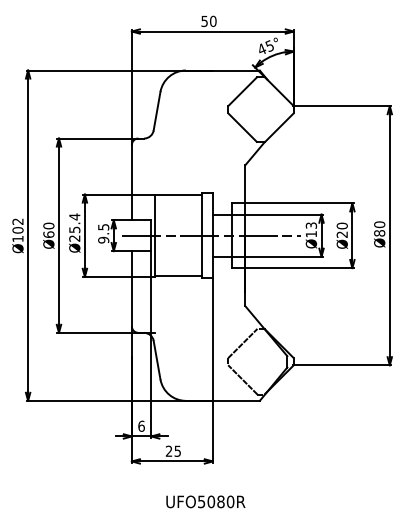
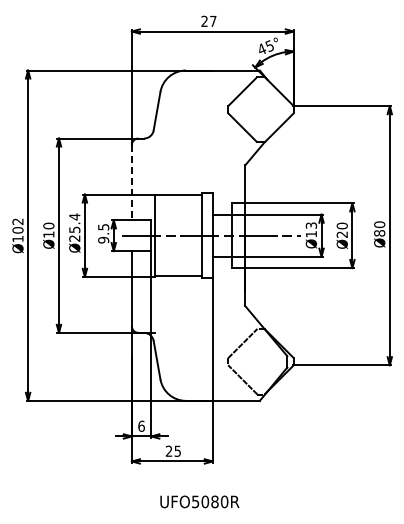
text: 50 -> 27 (208, 21)
line: solid -> dashed (131, 182)
text: Ø60 -> Ø10 (48, 234)
text position: (205, 501) -> (199, 501) (199, 501)
